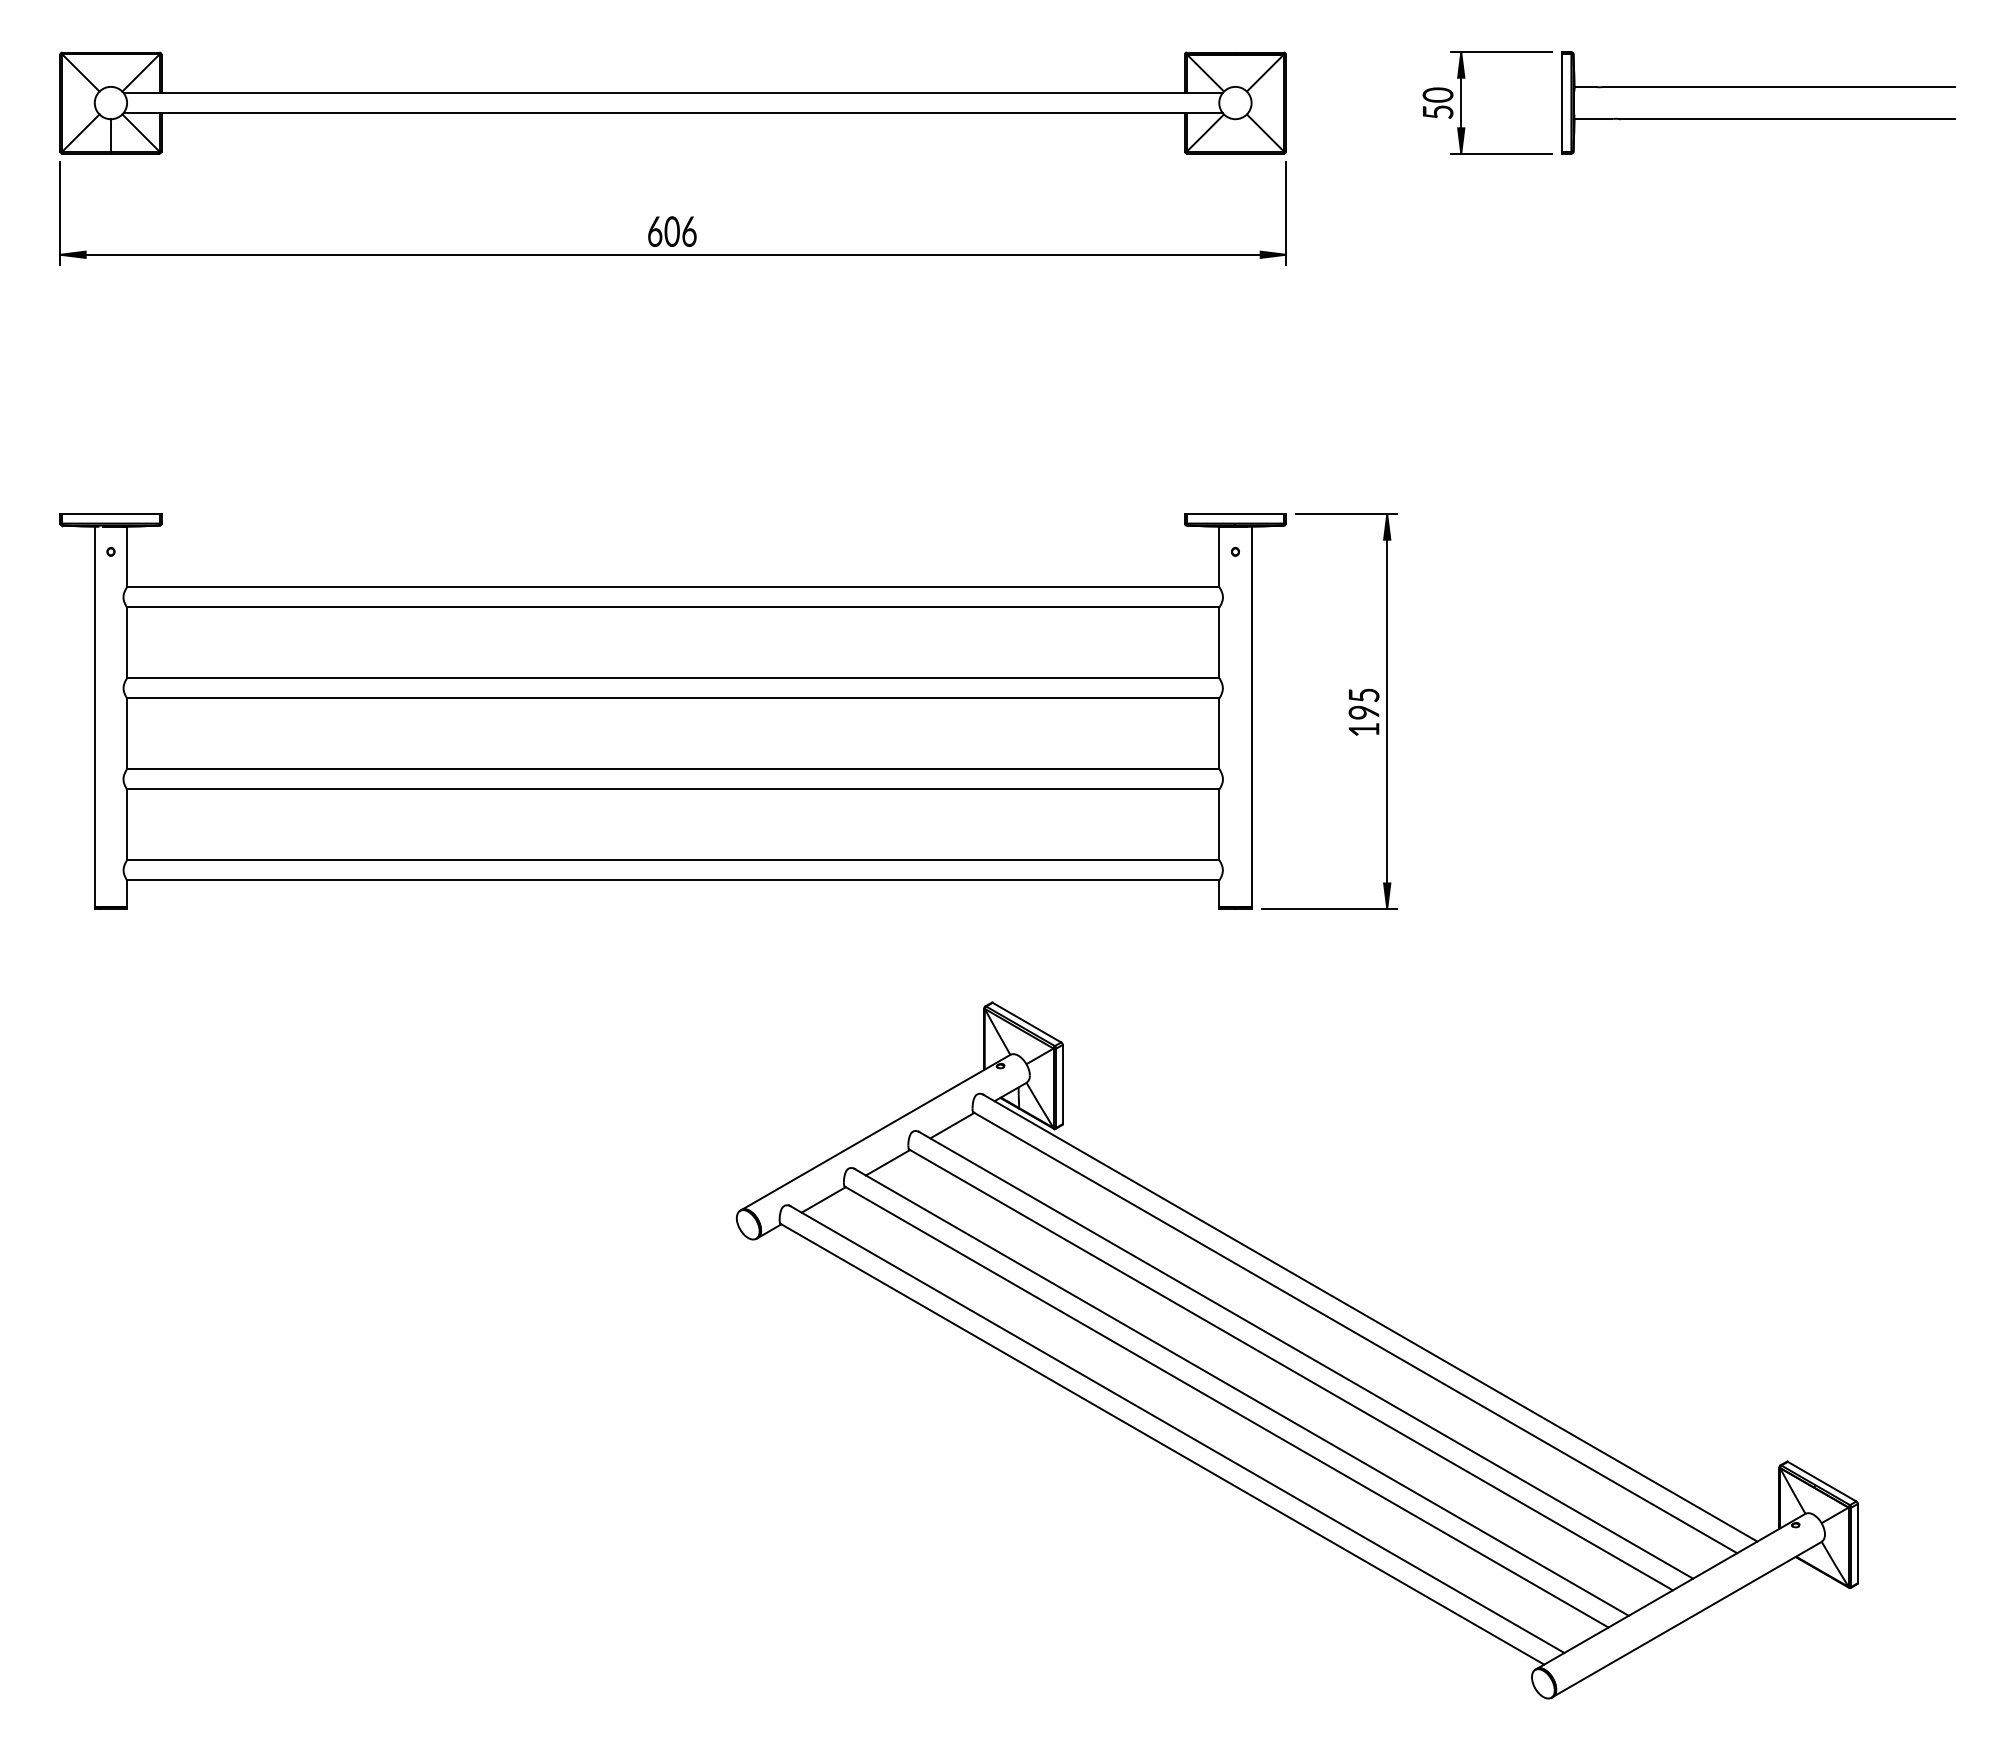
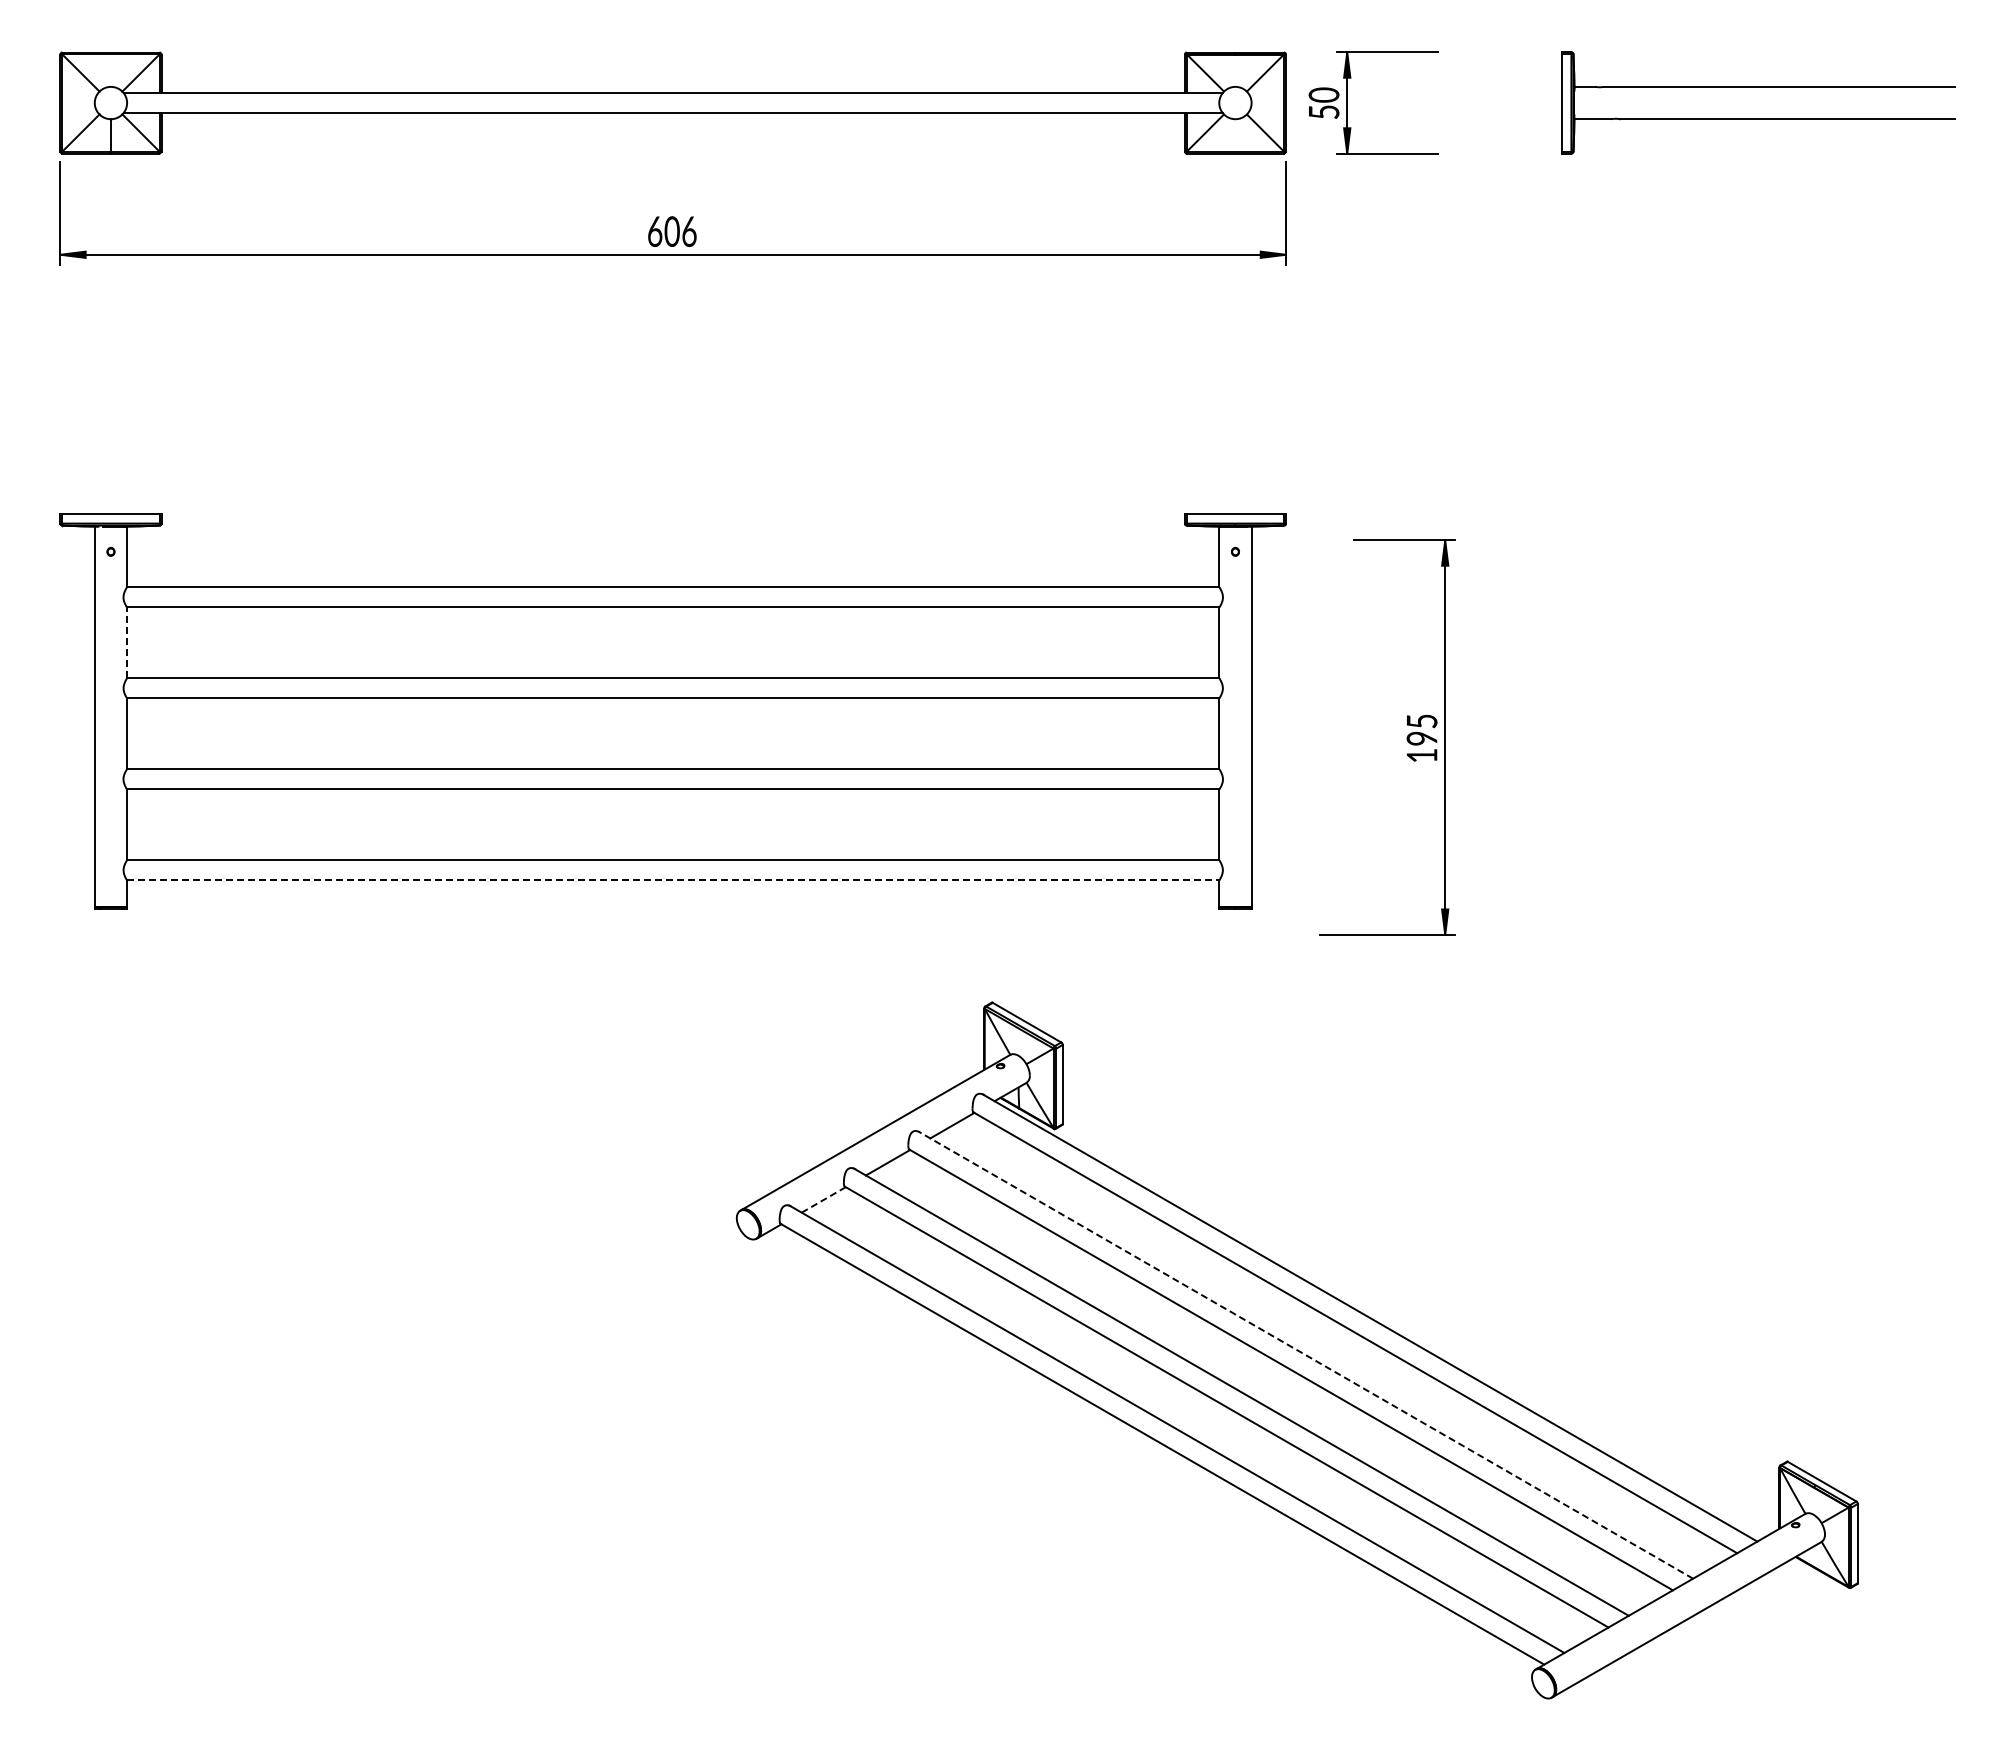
part position: (1461, 102) -> (1347, 102) (1347, 102)
line: solid -> dashed (127, 642)
part position: (1348, 711) -> (1406, 737) (1406, 737)
line: solid -> dashed (673, 880)
line: solid -> dashed (824, 1199)
line: solid -> dashed (1305, 1354)
